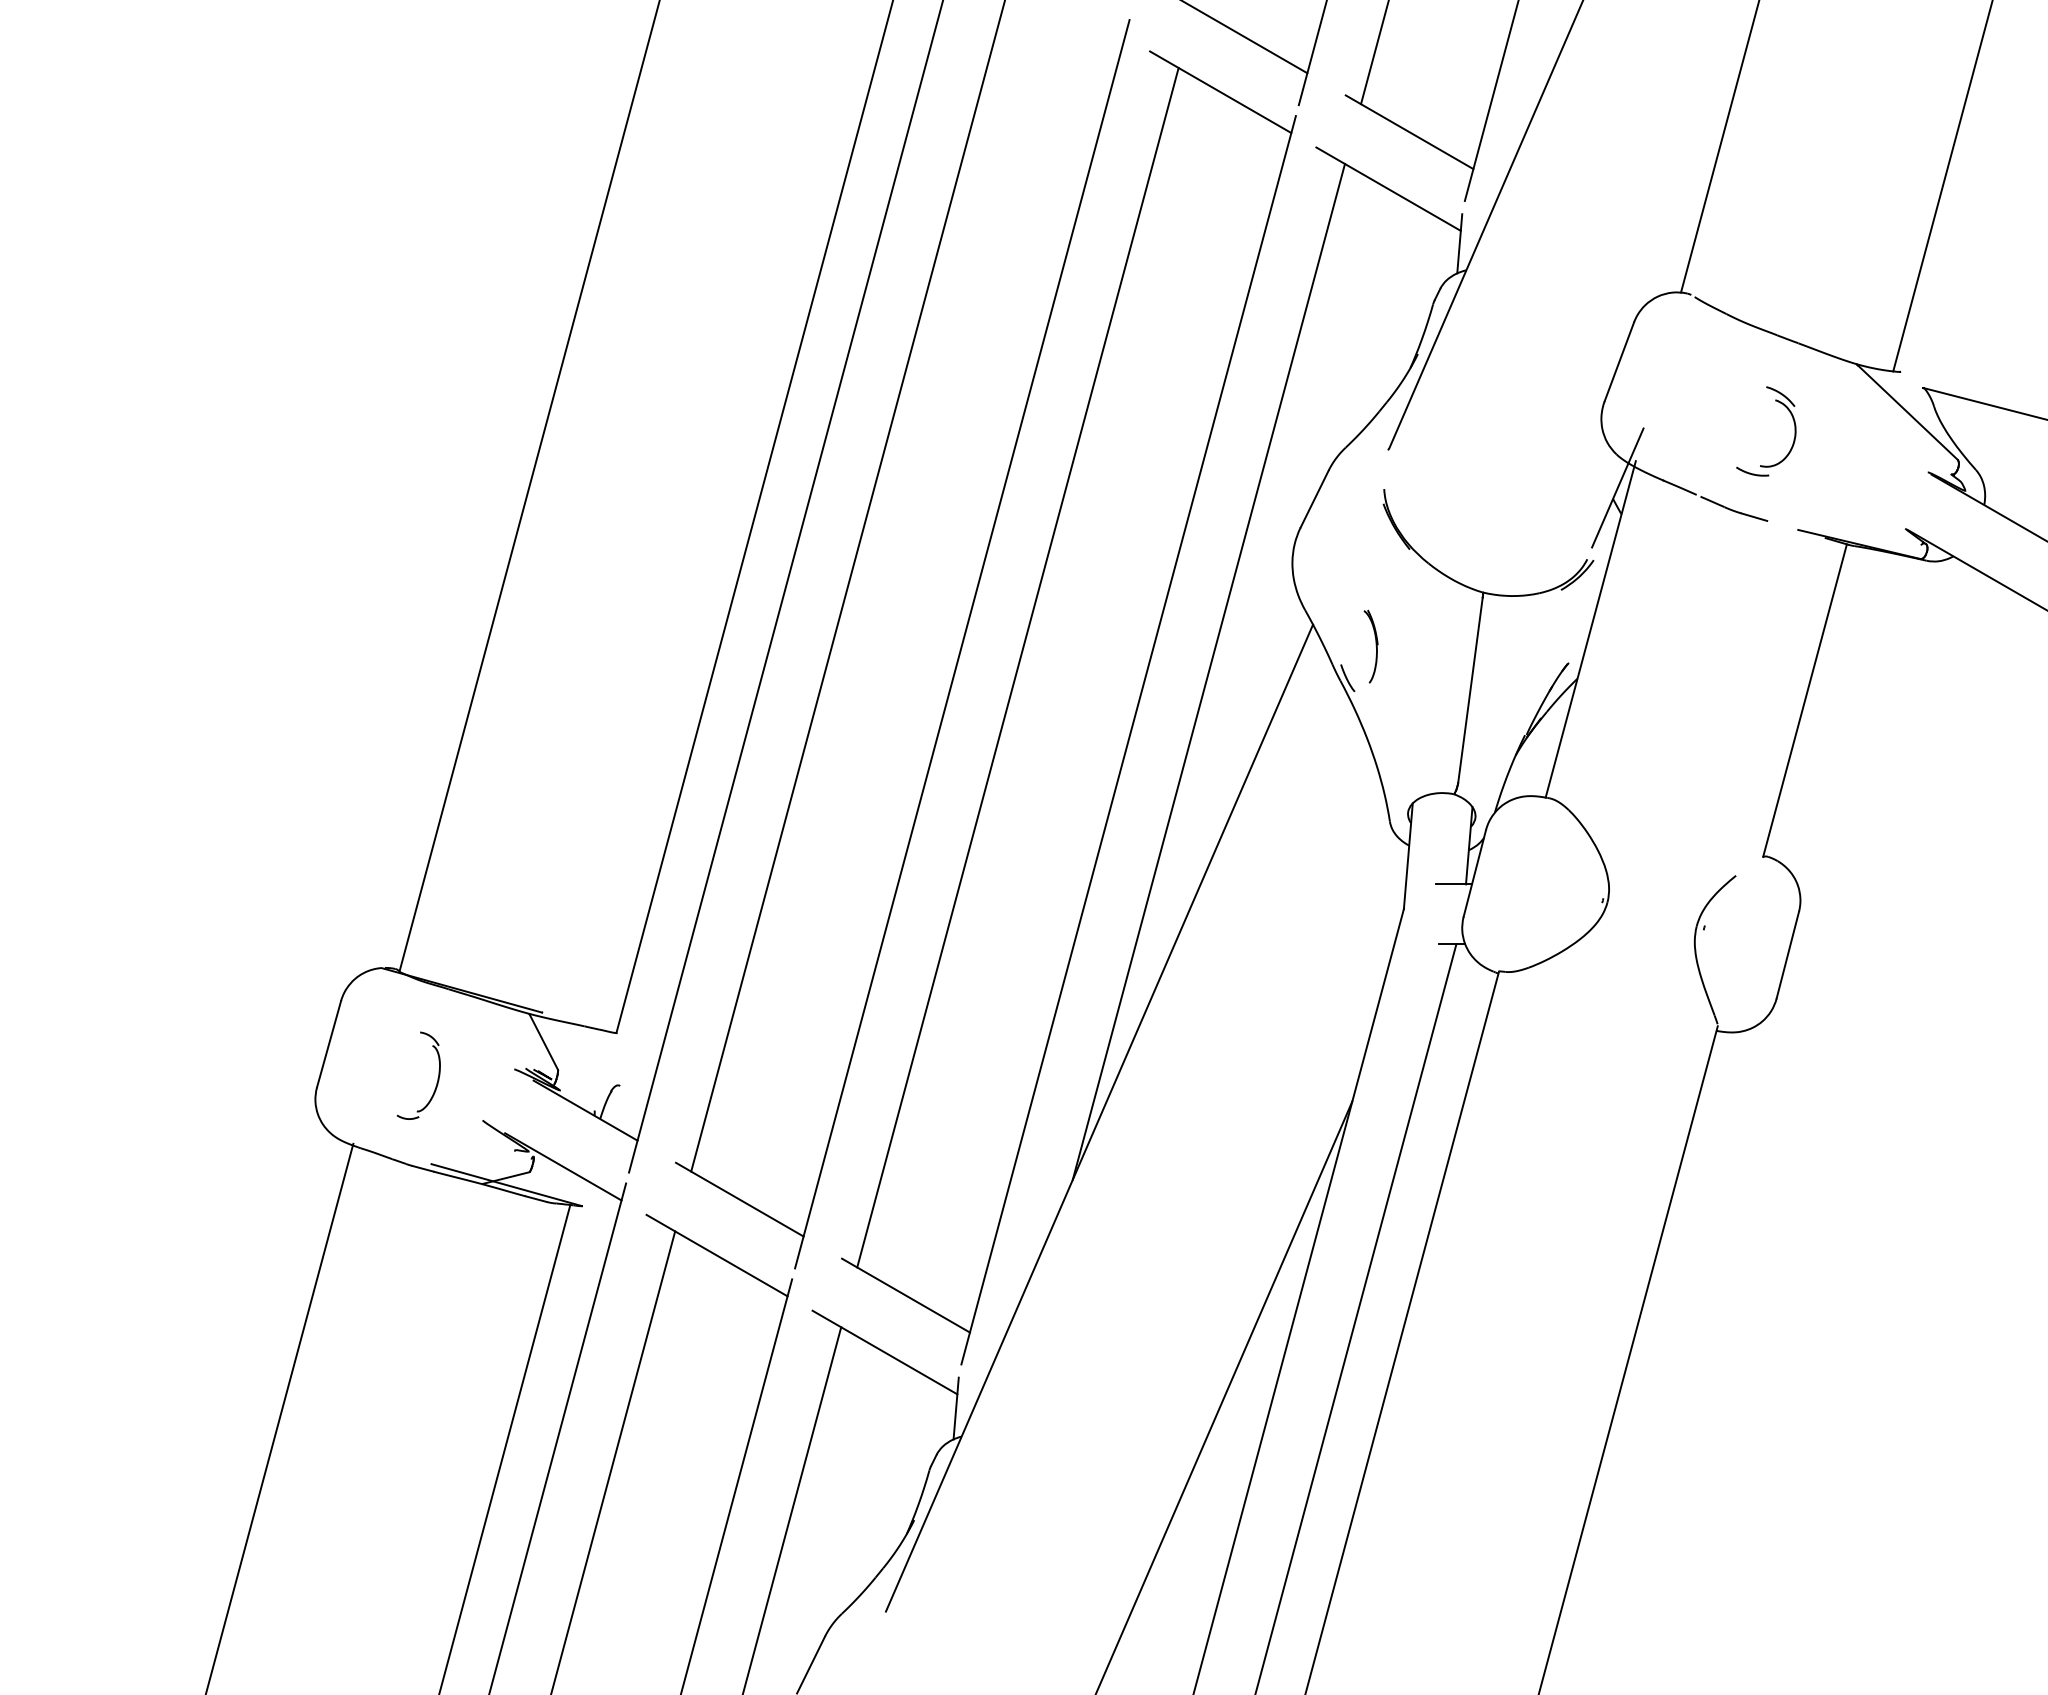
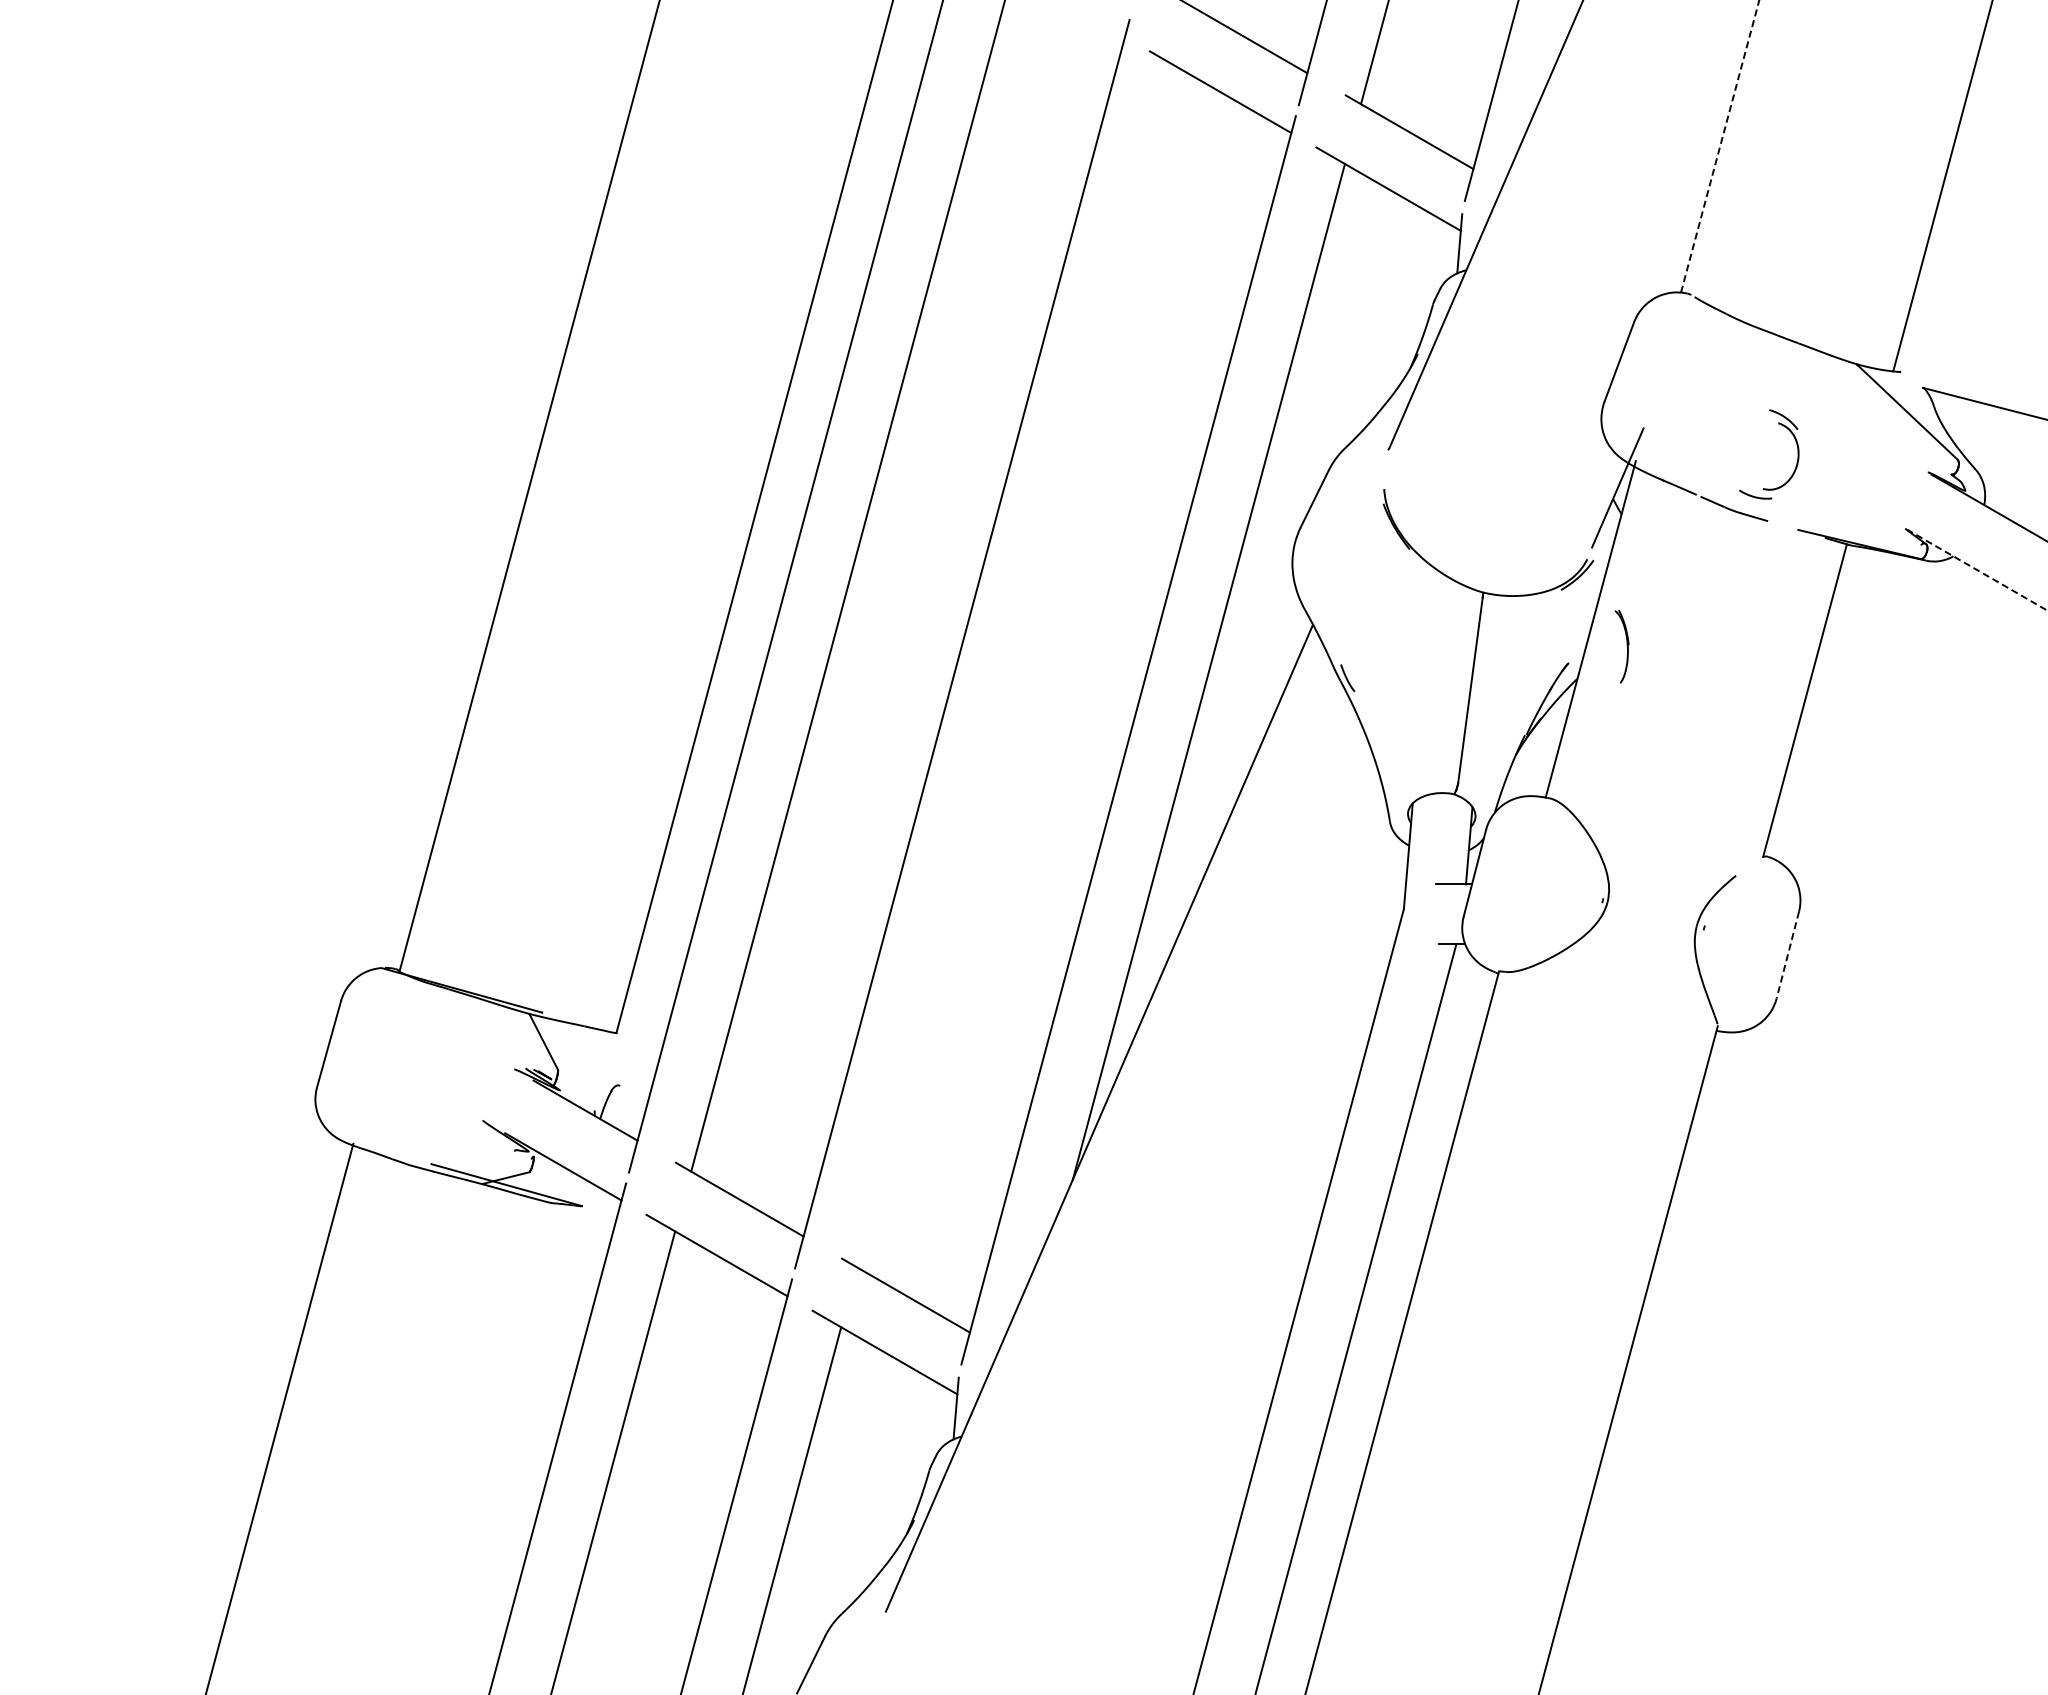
line: solid -> dashed (1720, 145)
part position: (1794, 431) -> (1797, 454) (1797, 454)
line: solid -> dashed (1977, 570)
part position: (1370, 646) -> (1621, 646) (1621, 646)
line: present -> none (1017, 667)
line: solid -> dashed (1787, 955)
part: present -> none (437, 1078)
line: present -> none (1224, 1396)
line: present -> none (504, 1447)
